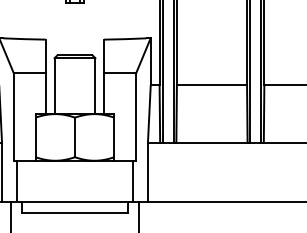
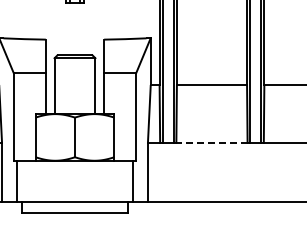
line: solid -> dashed (211, 143)
line: present -> none (10, 215)
line: present -> none (139, 215)
